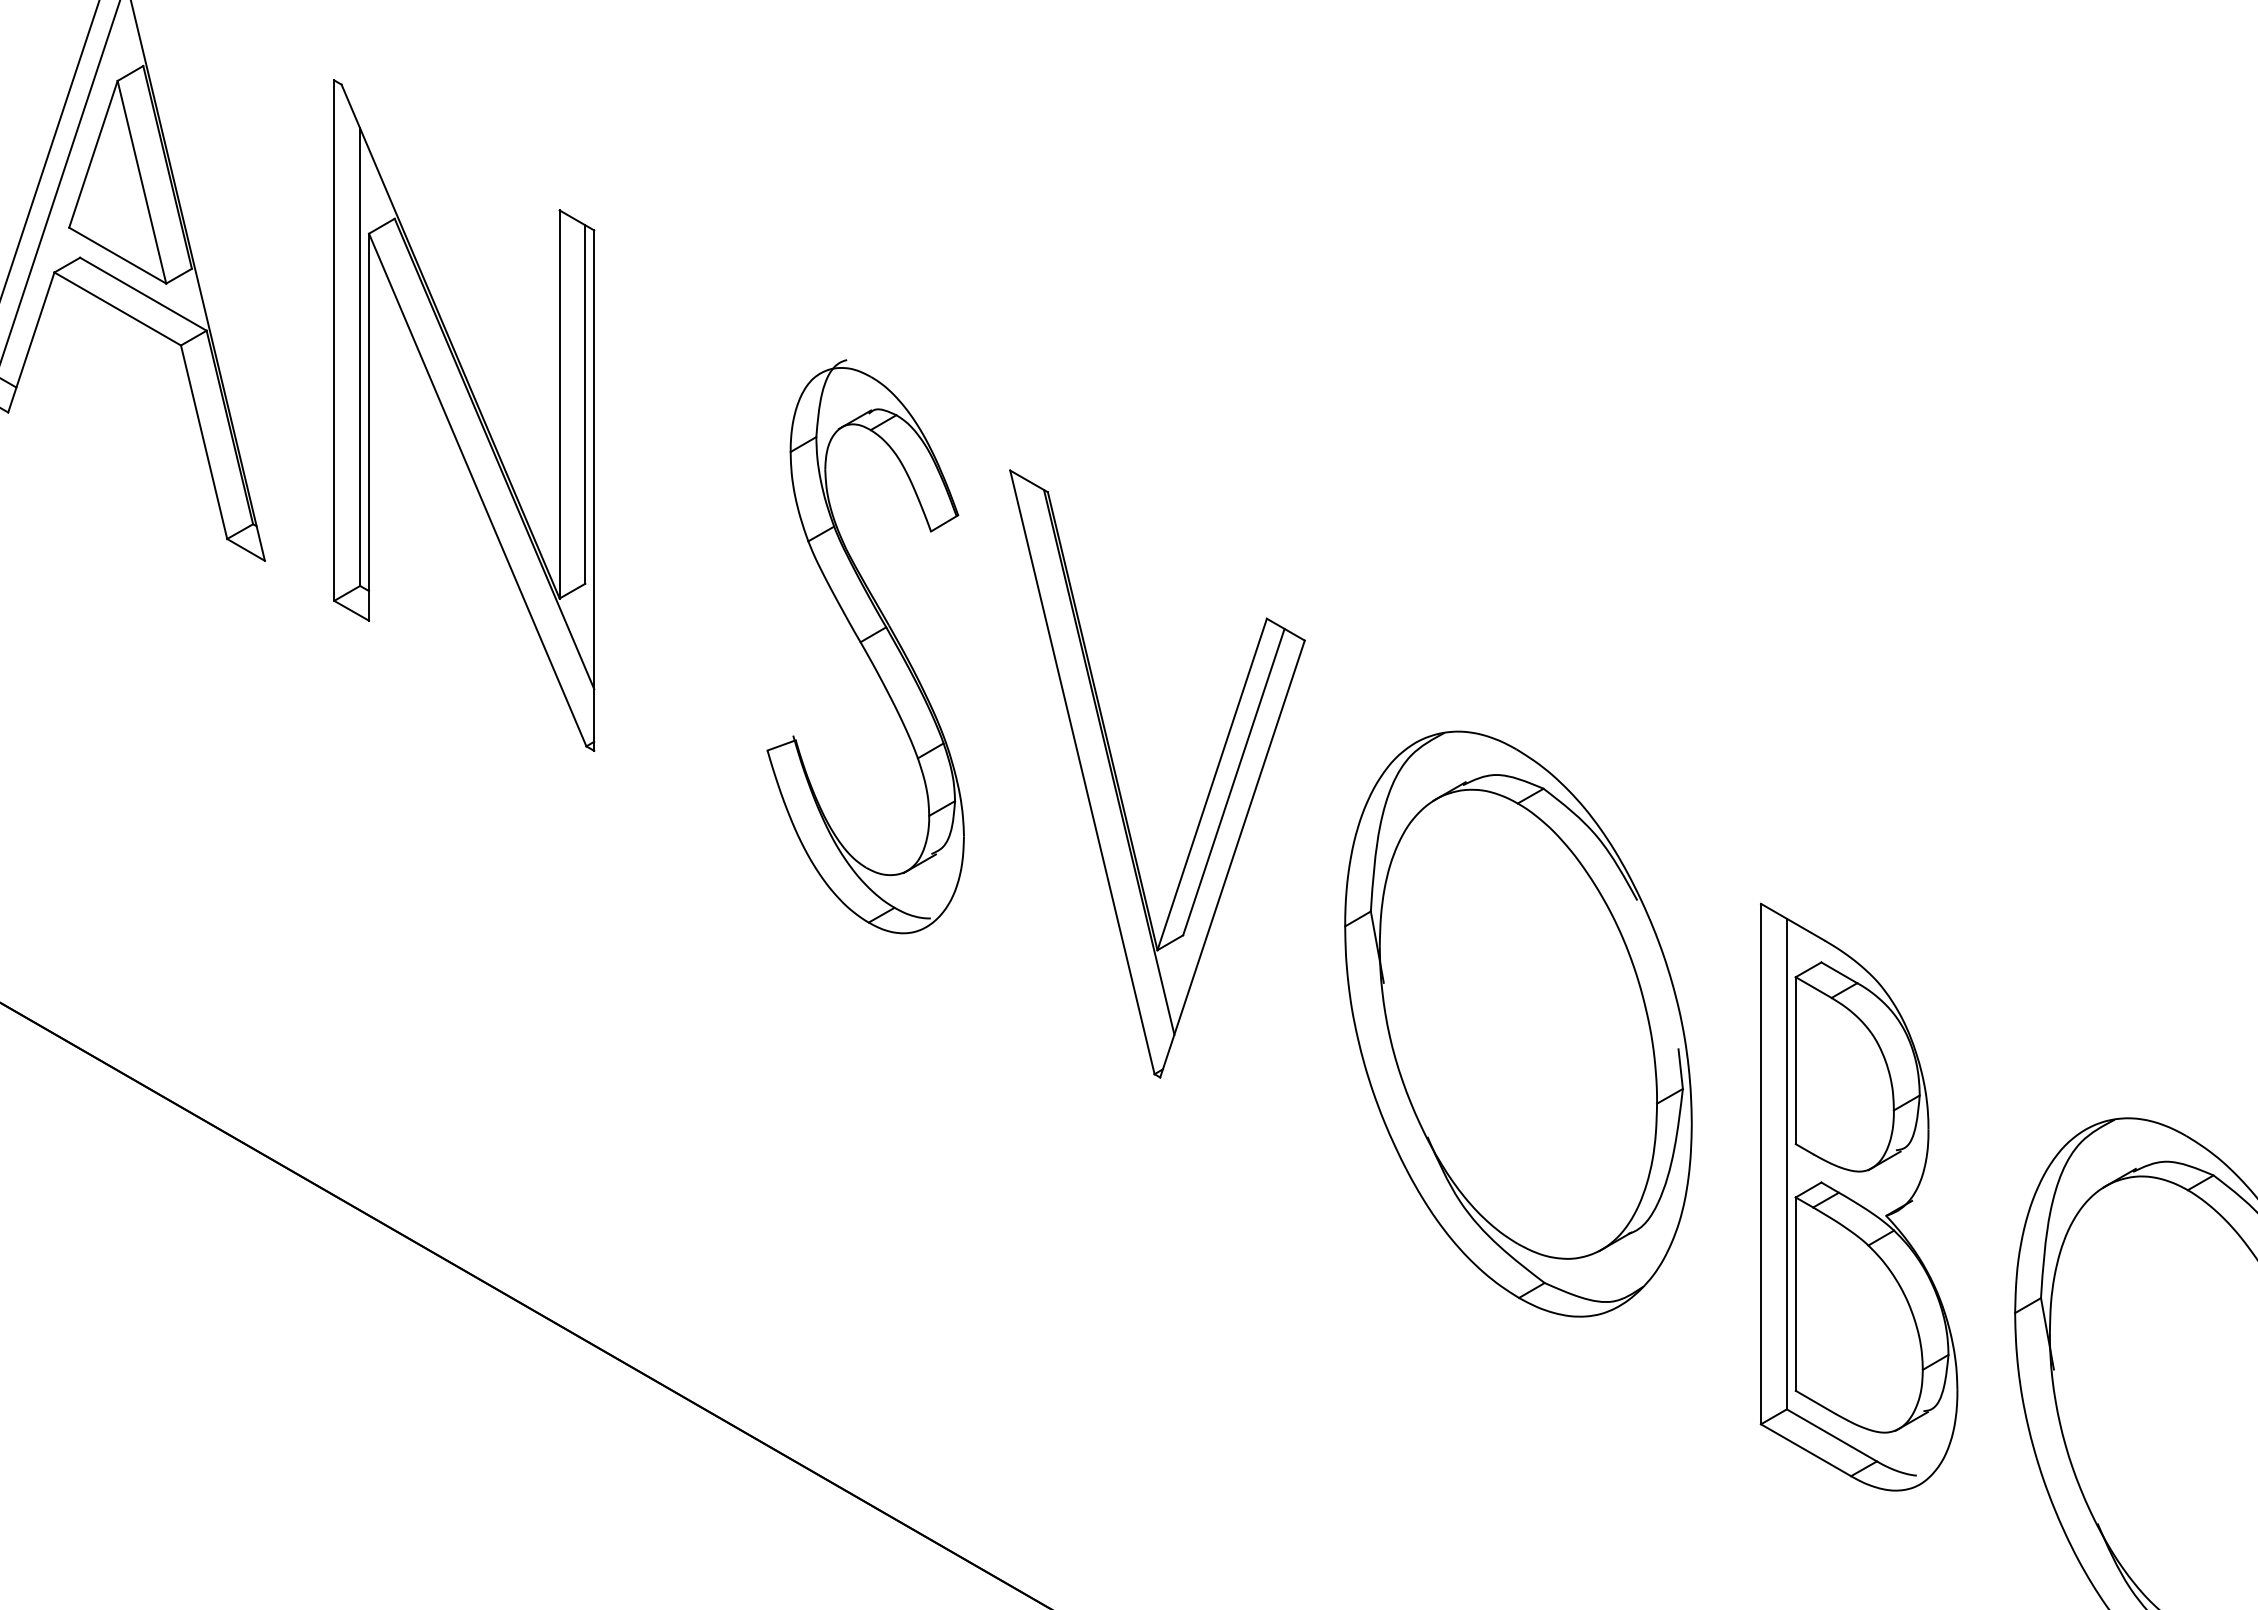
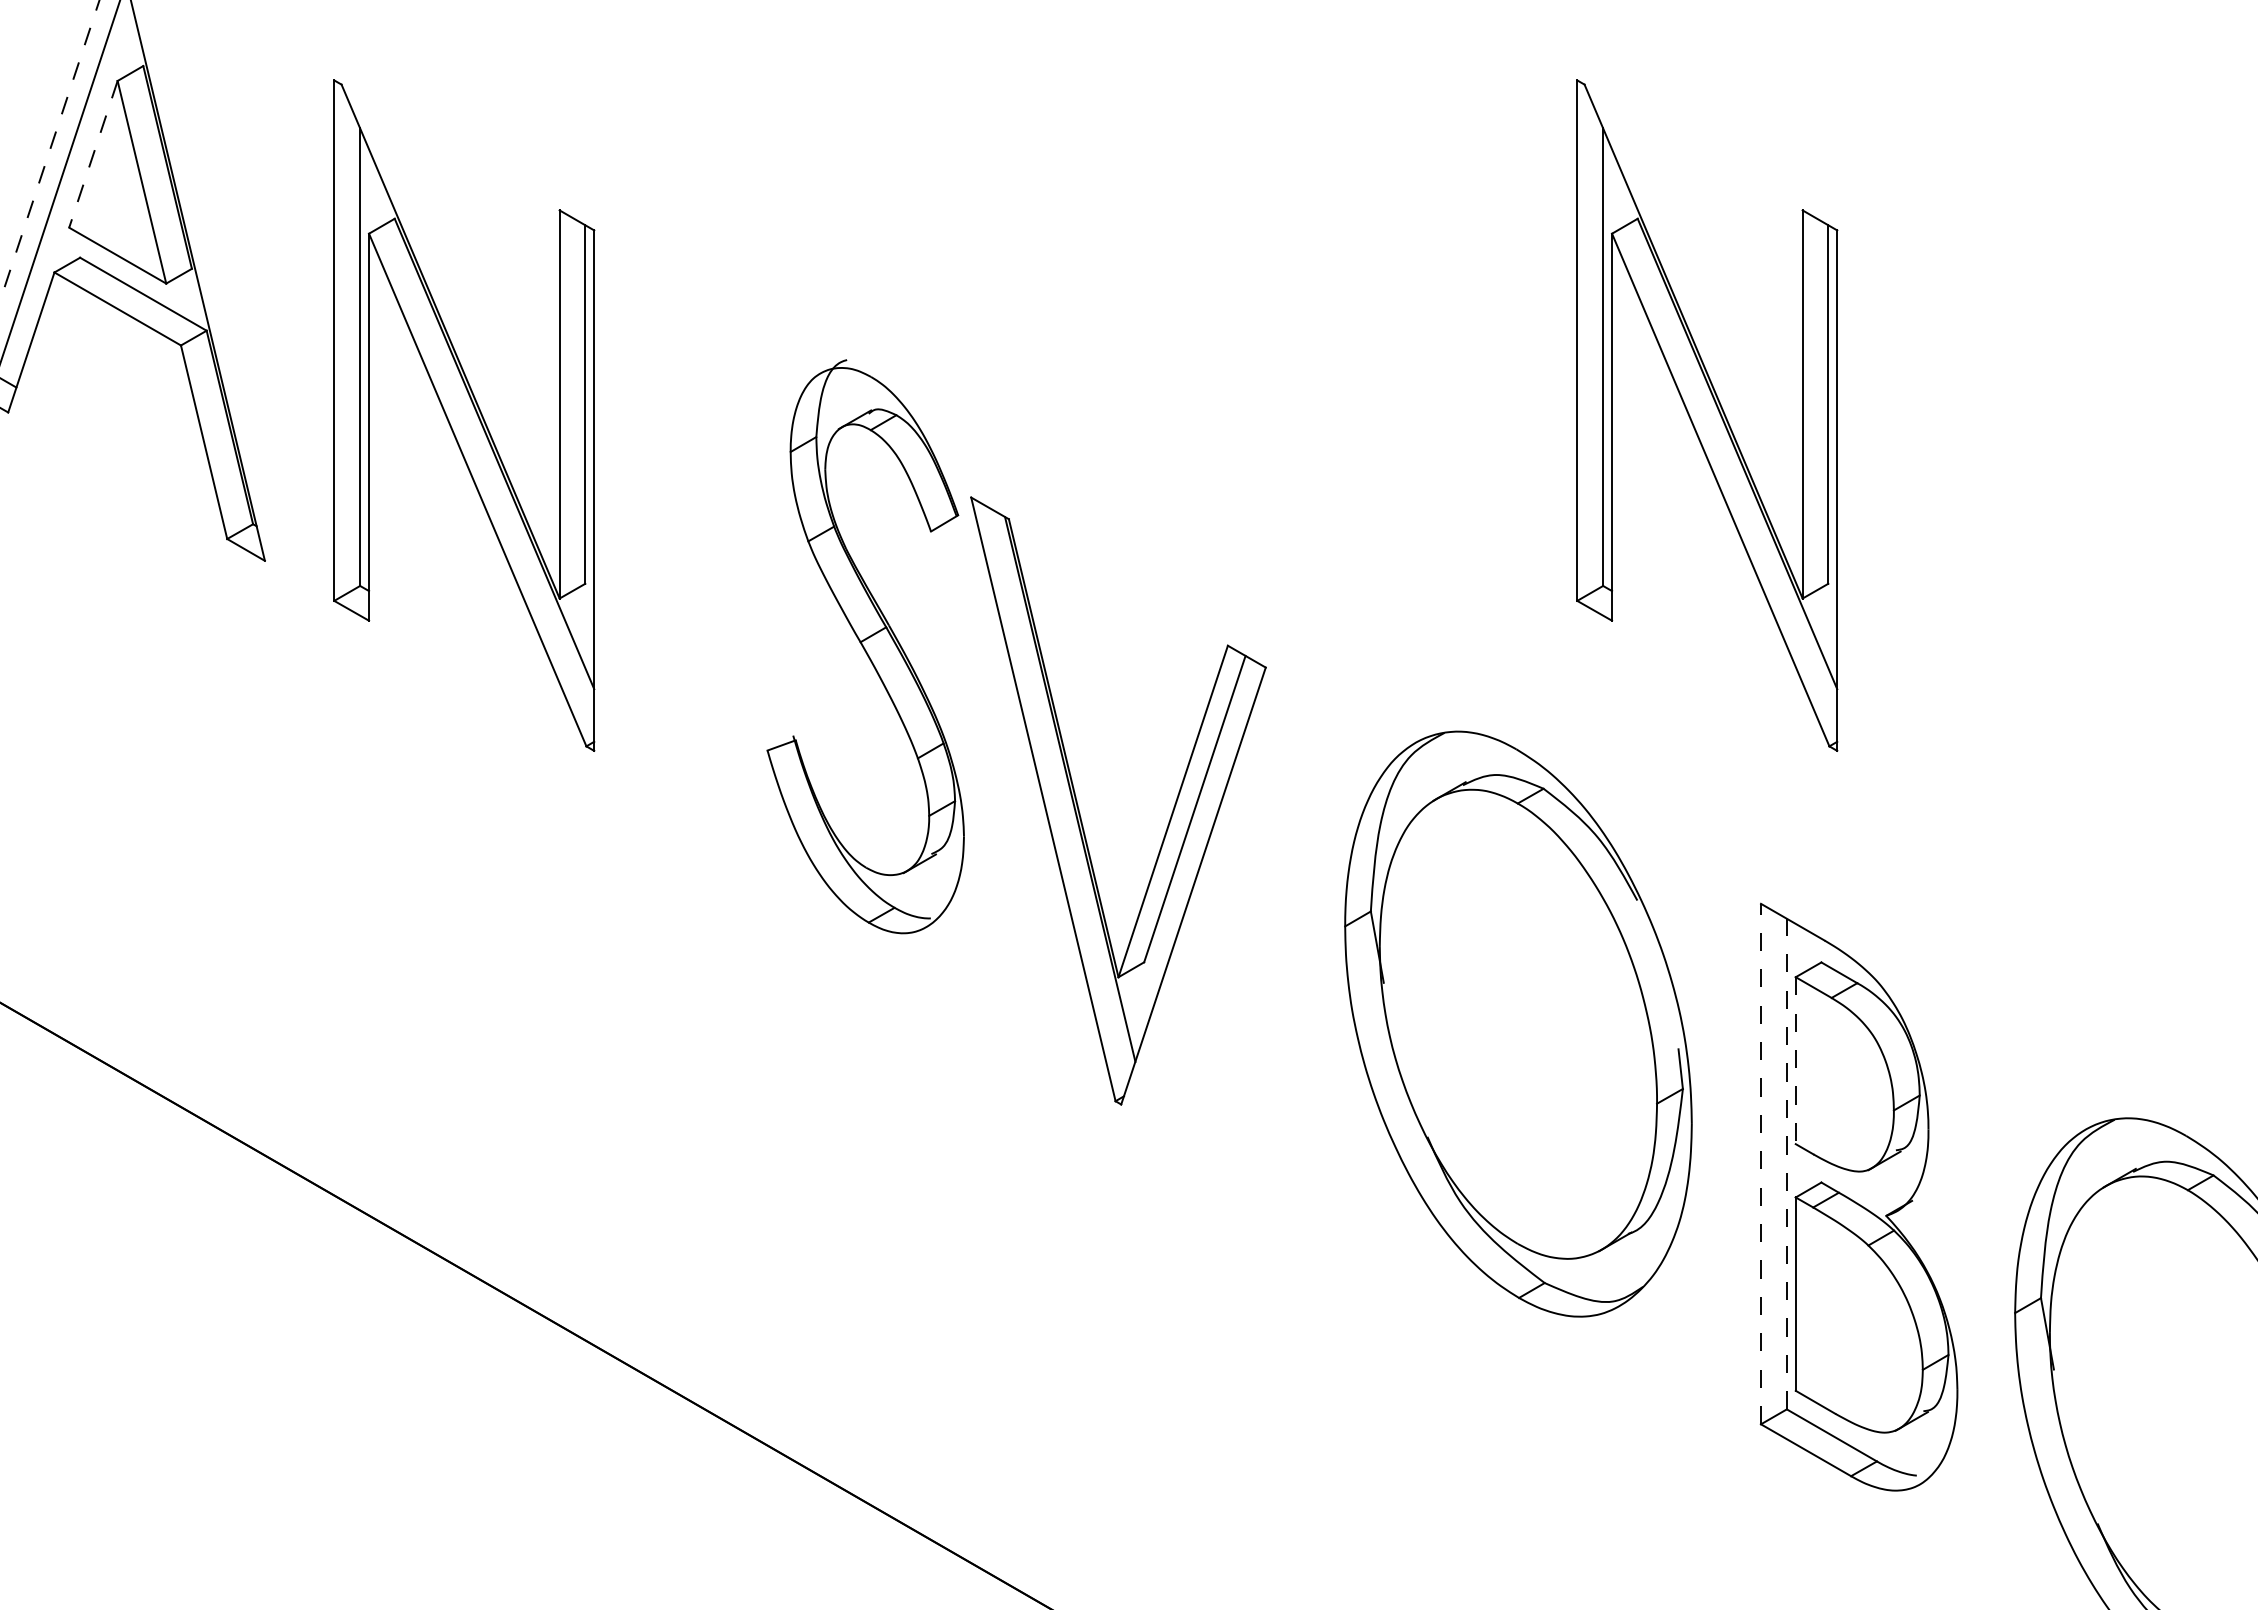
line: solid -> dashed (50, 149)
line: solid -> dashed (93, 154)
part: none -> present (1707, 415)
part position: (1118, 781) -> (1079, 808) (1079, 808)
line: solid -> dashed (1795, 1061)
line: solid -> dashed (1761, 1163)
line: solid -> dashed (1786, 1163)
